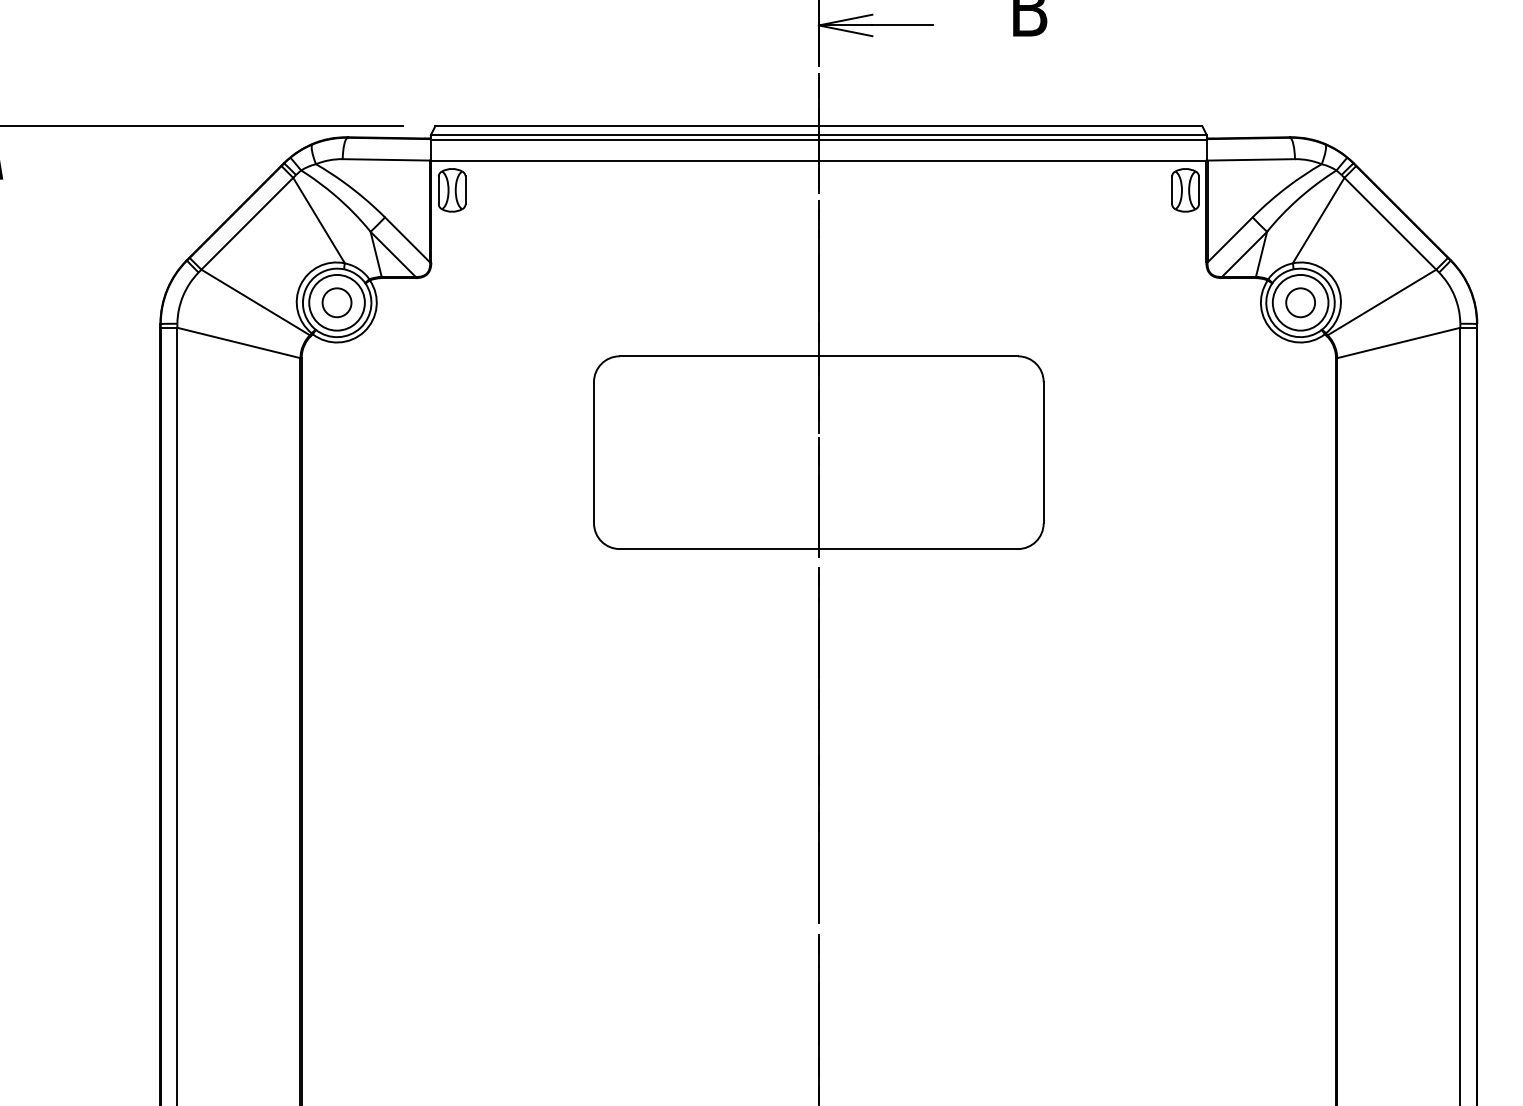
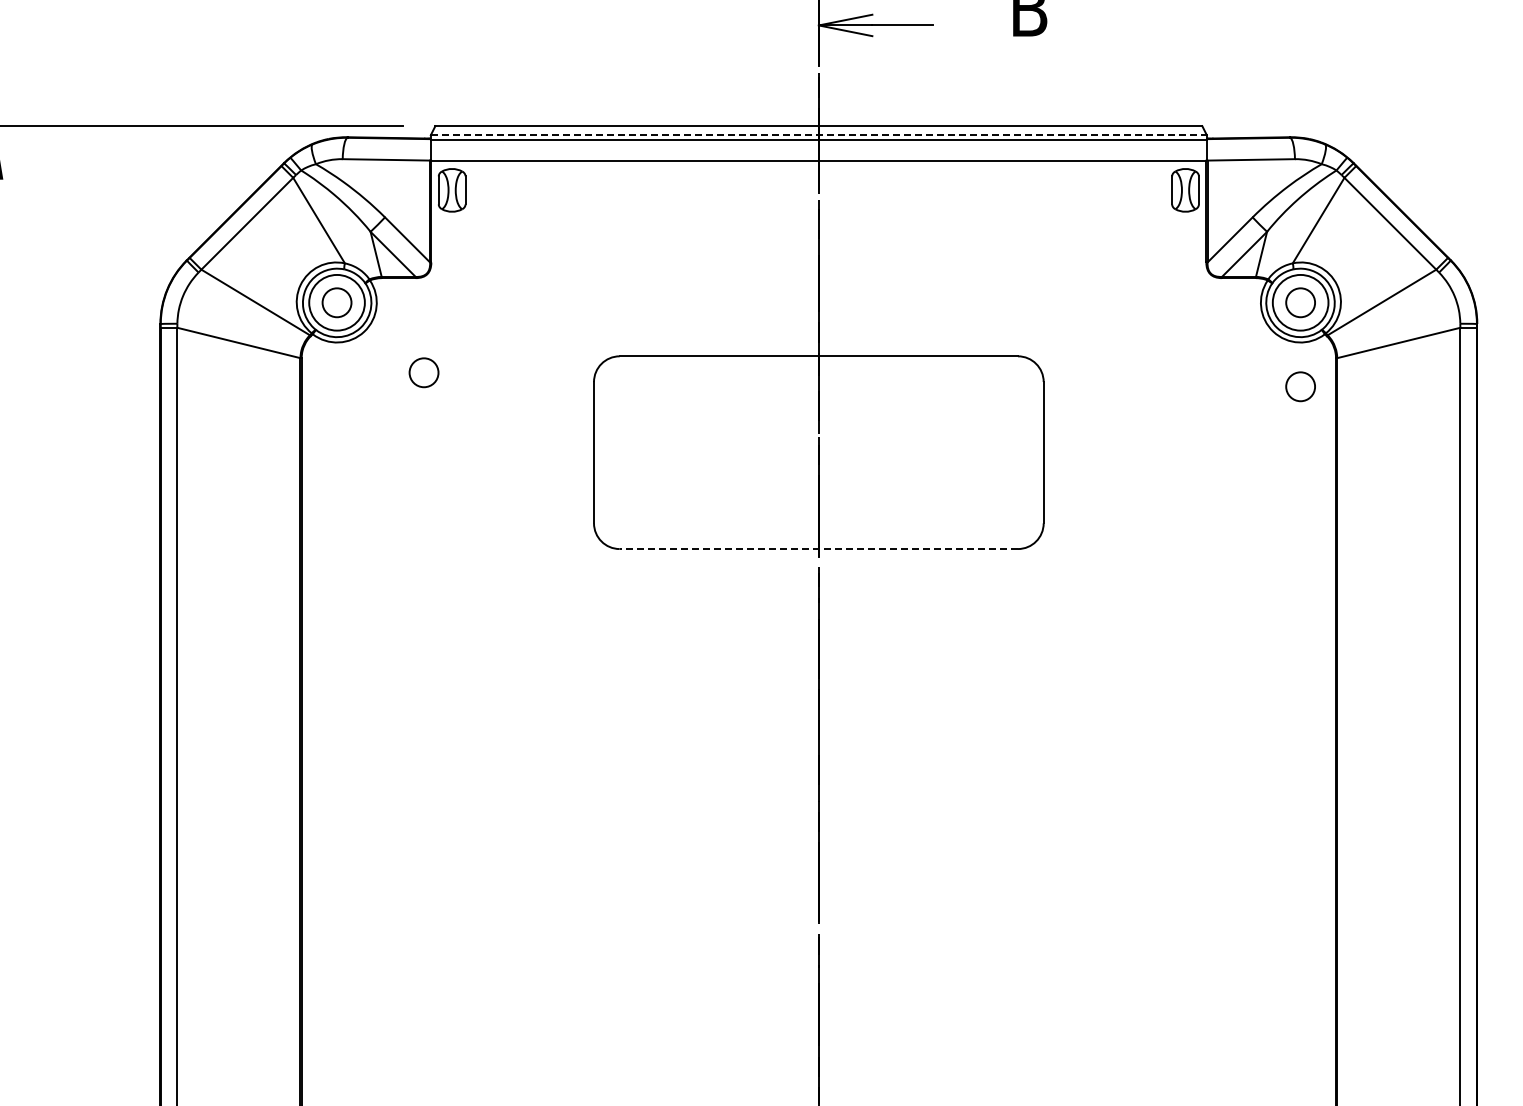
line: solid -> dashed (819, 135)
circle: none -> present (423, 372)
circle: none -> present (1300, 386)
line: solid -> dashed (818, 549)
